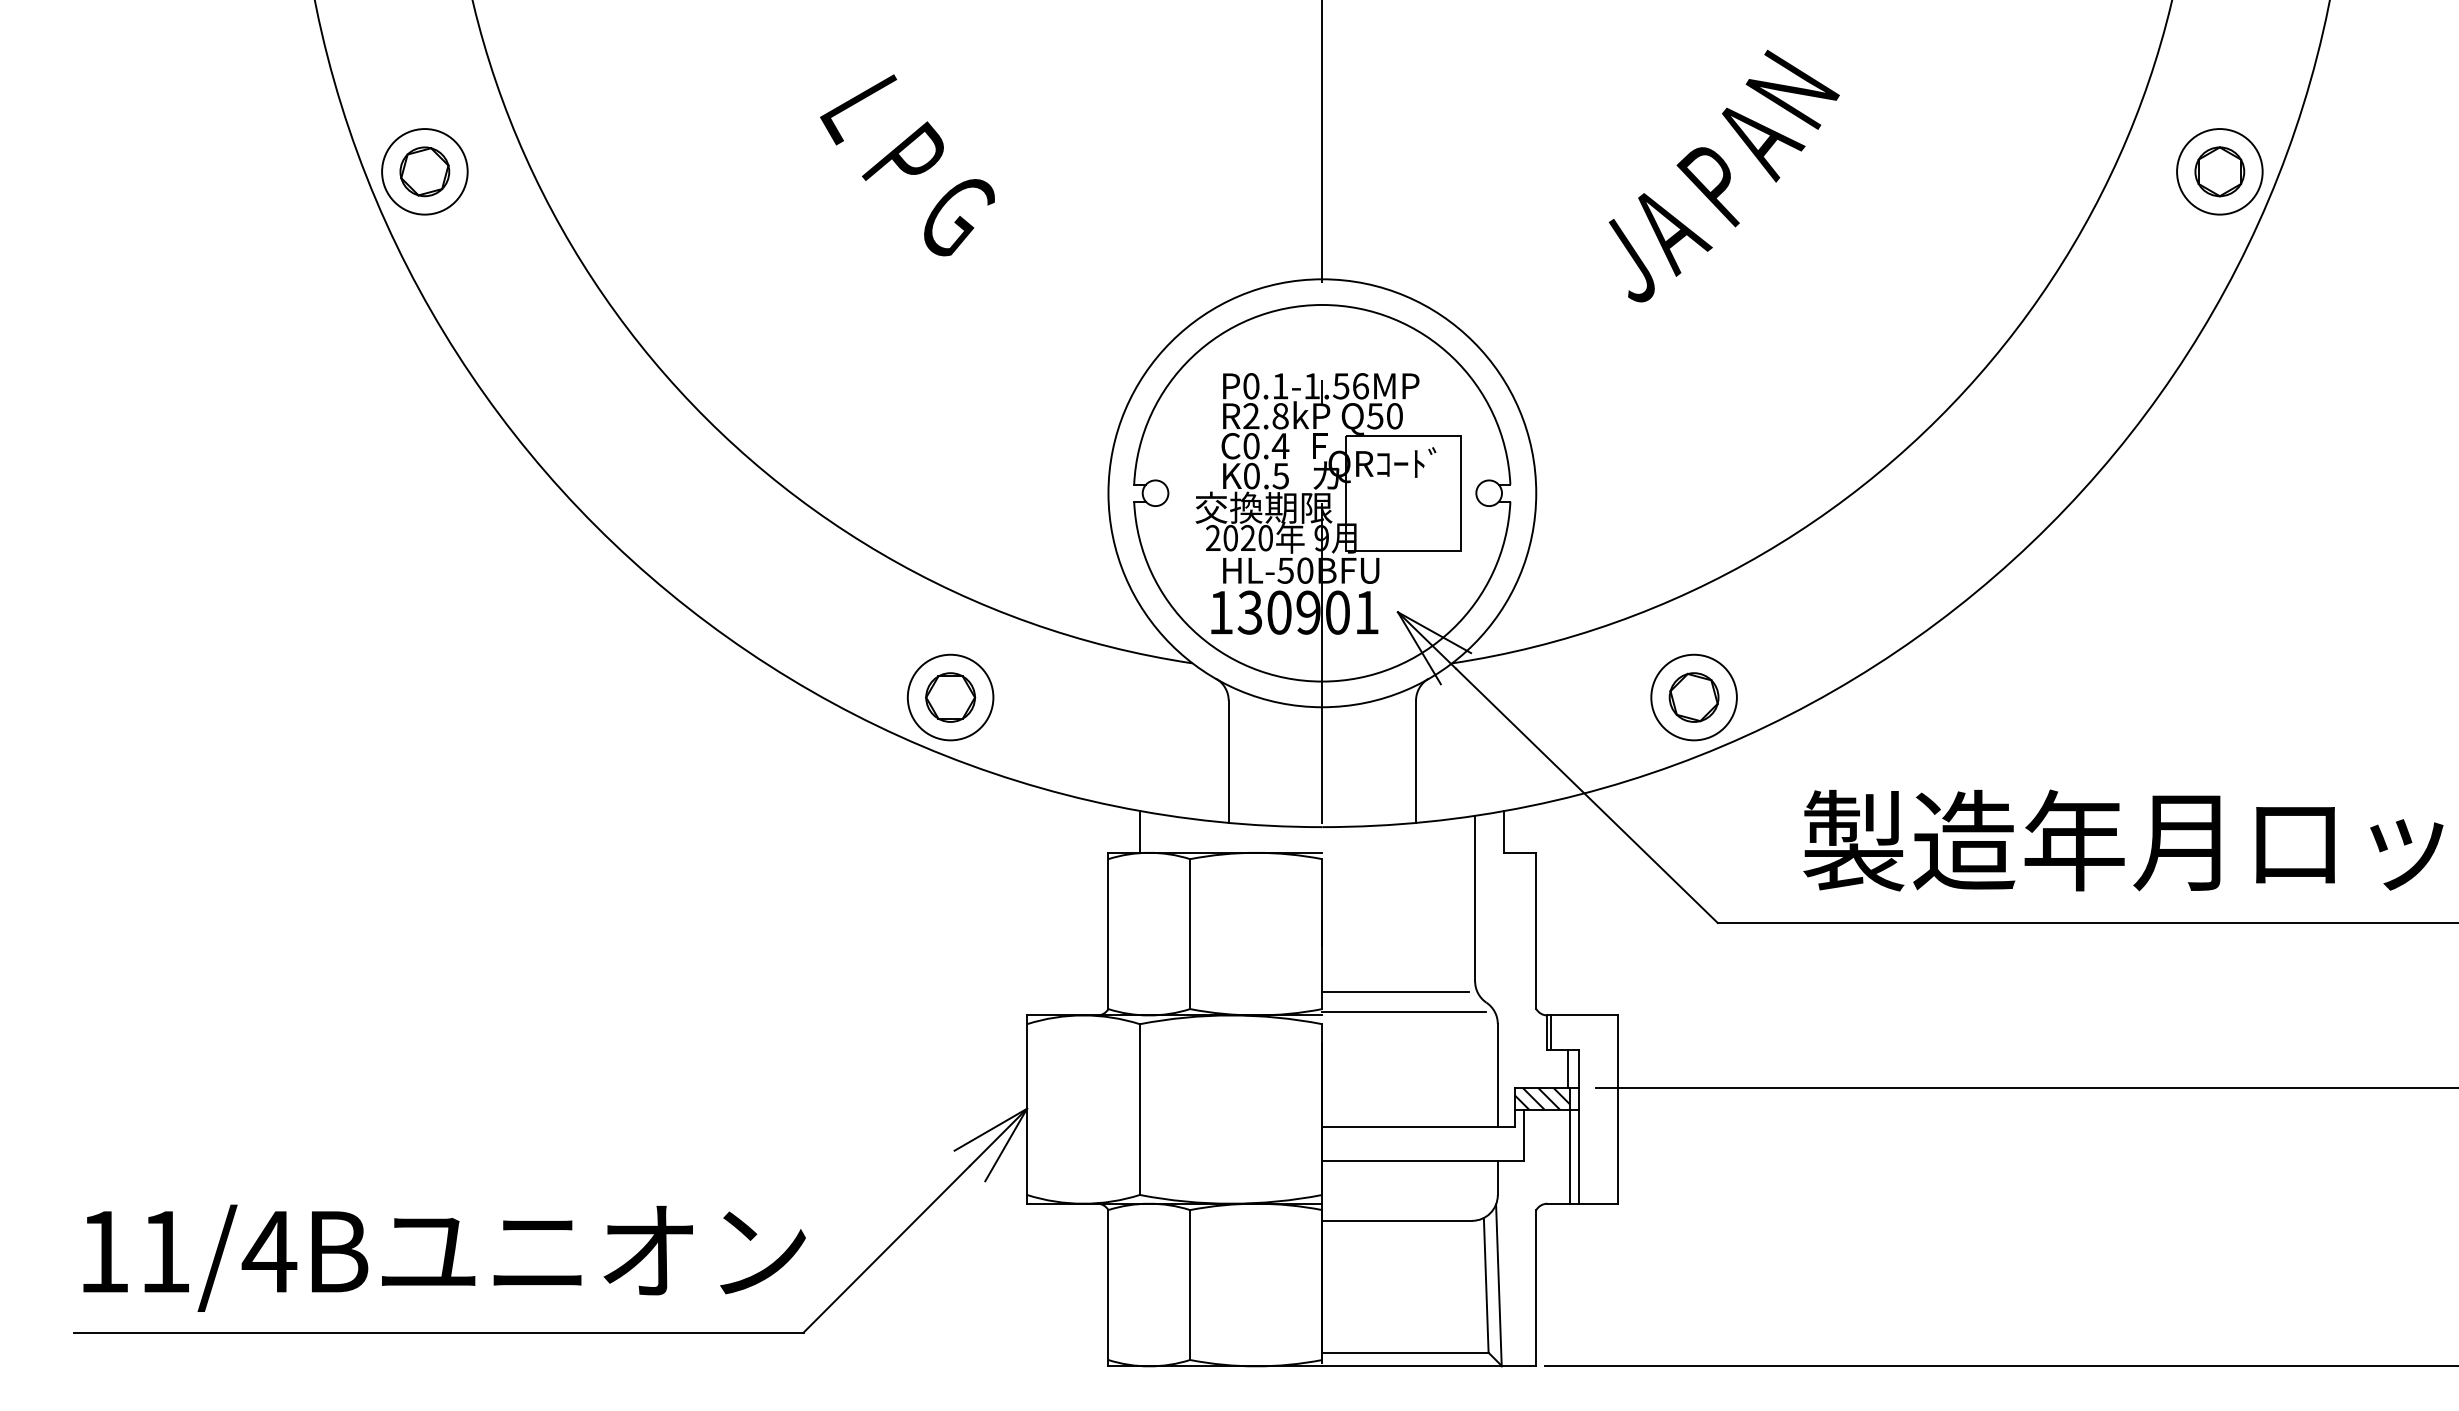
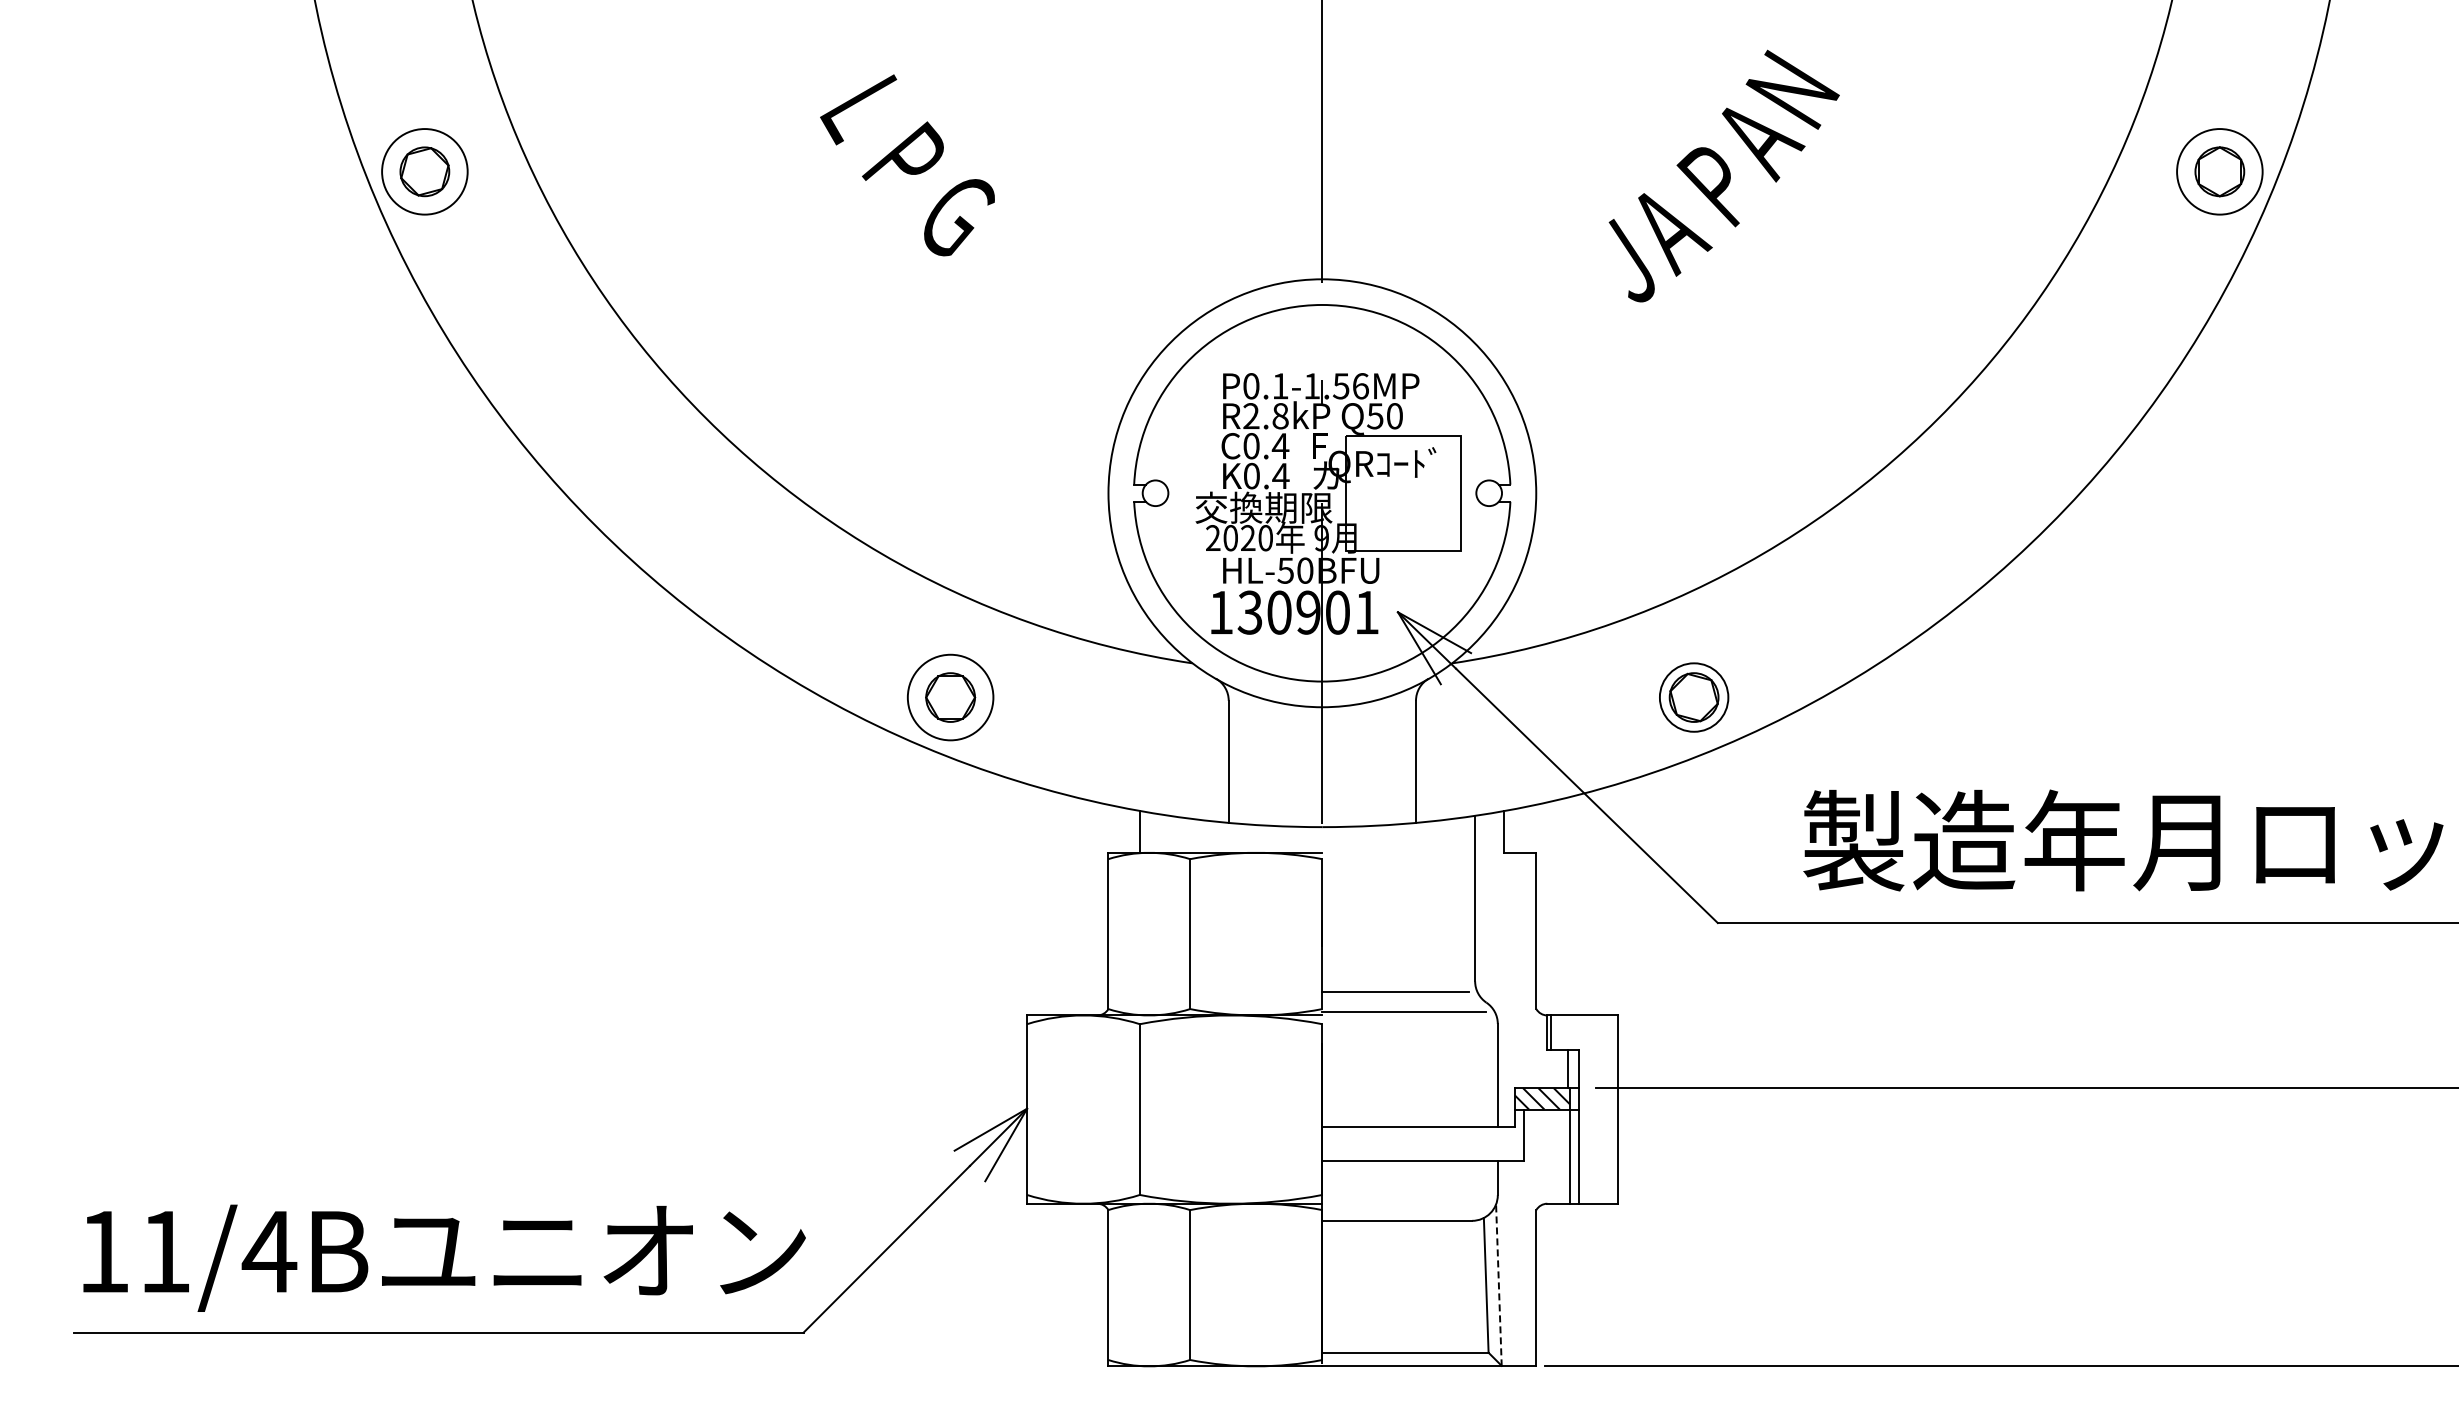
text: K0.5 -> K0.4 (1280, 476)
circle diameter: 86 px -> 68 px (1693, 697)
line: solid -> dashed (1498, 1285)
